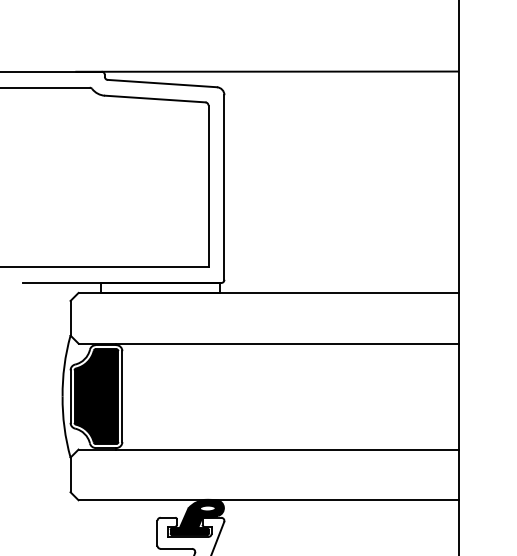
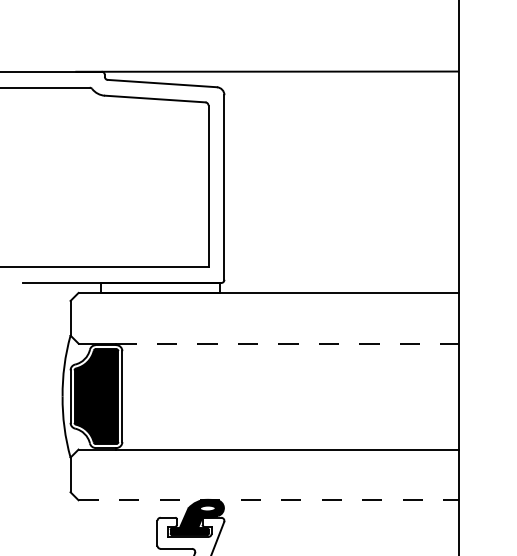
line: solid -> dashed (288, 343)
line: solid -> dashed (269, 500)
